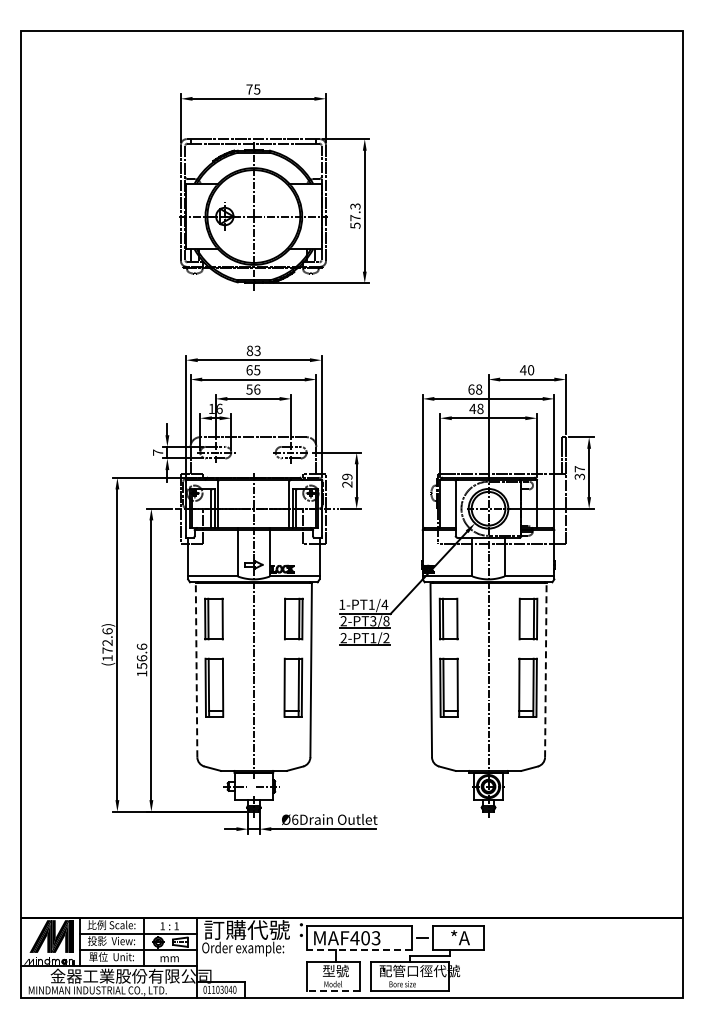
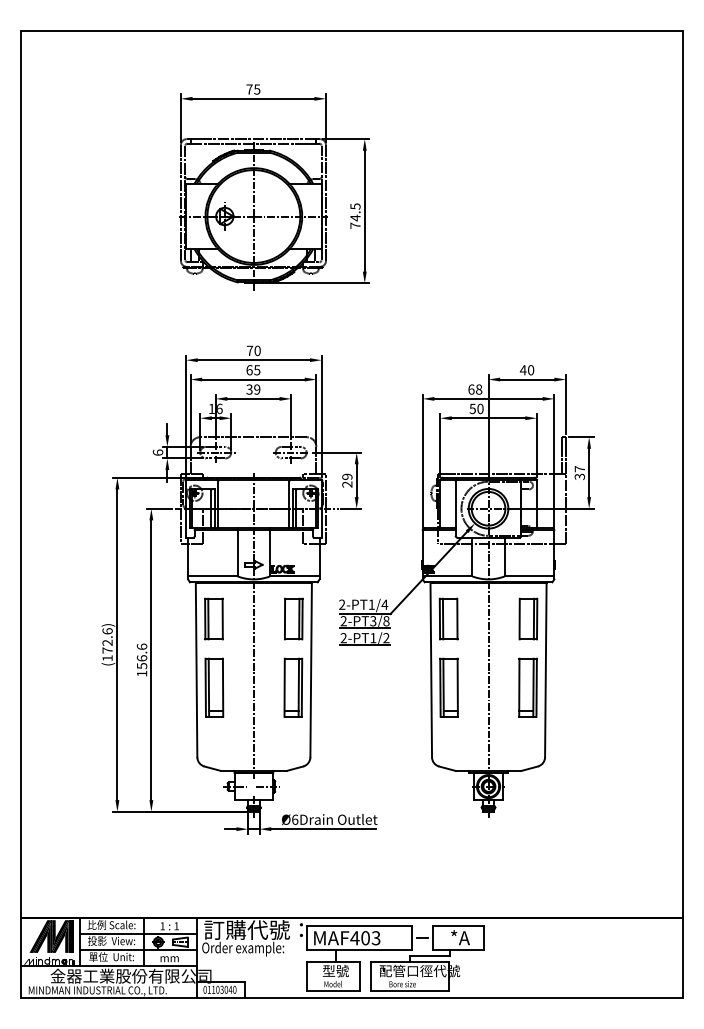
text: 57.3 -> 74.5 (355, 215)
text: 83 -> 70 (253, 350)
text: 56 -> 39 (253, 389)
text: 48 -> 50 (476, 408)
text: 7 -> 6 (157, 452)
text: 1-PT1/4 -> 2-PT1/4 (342, 604)
line: dashed -> solid (196, 669)
line: dashed -> solid (545, 669)
line: dashed -> solid (359, 950)
line: dashed -> solid (333, 991)
